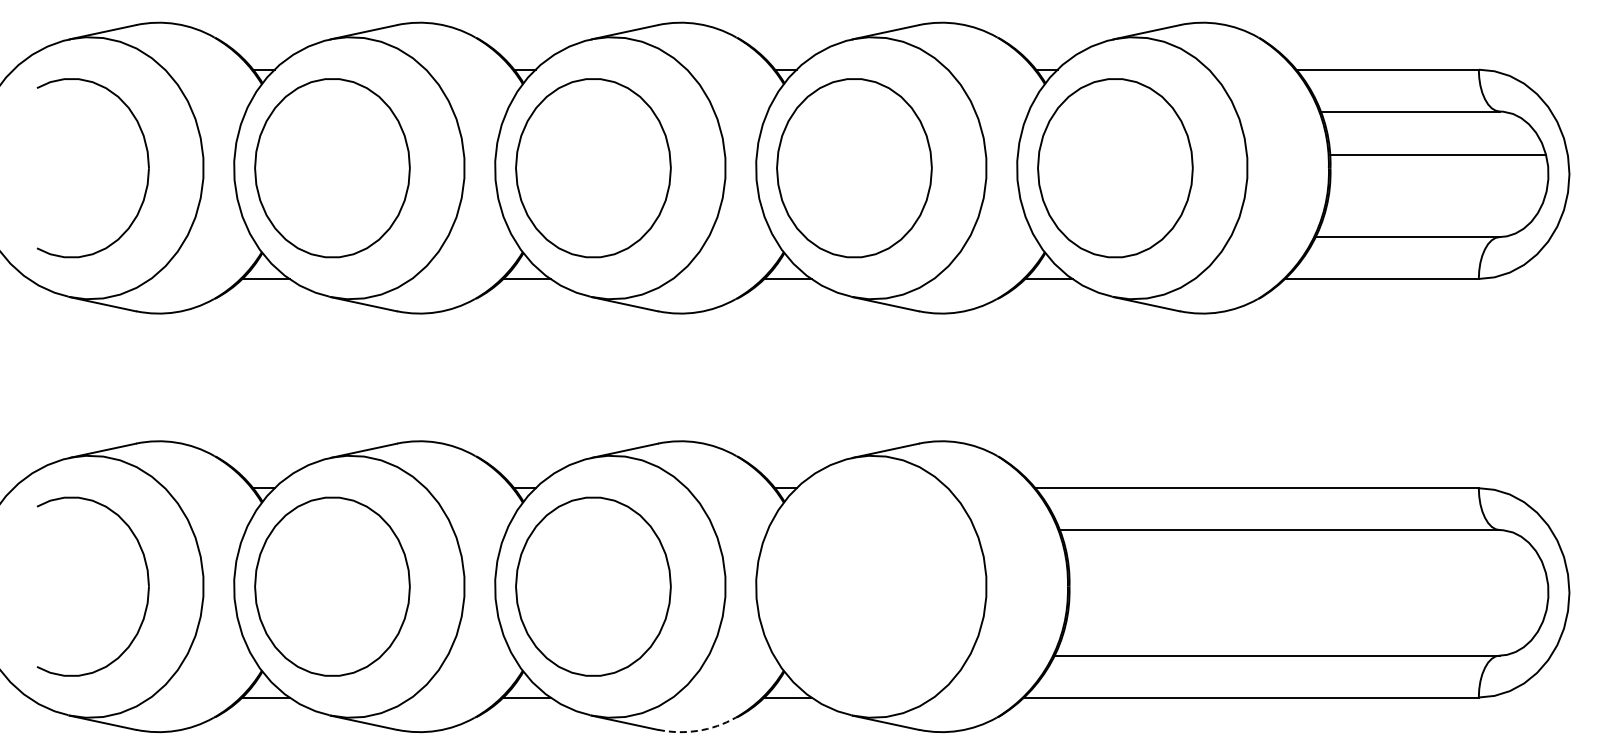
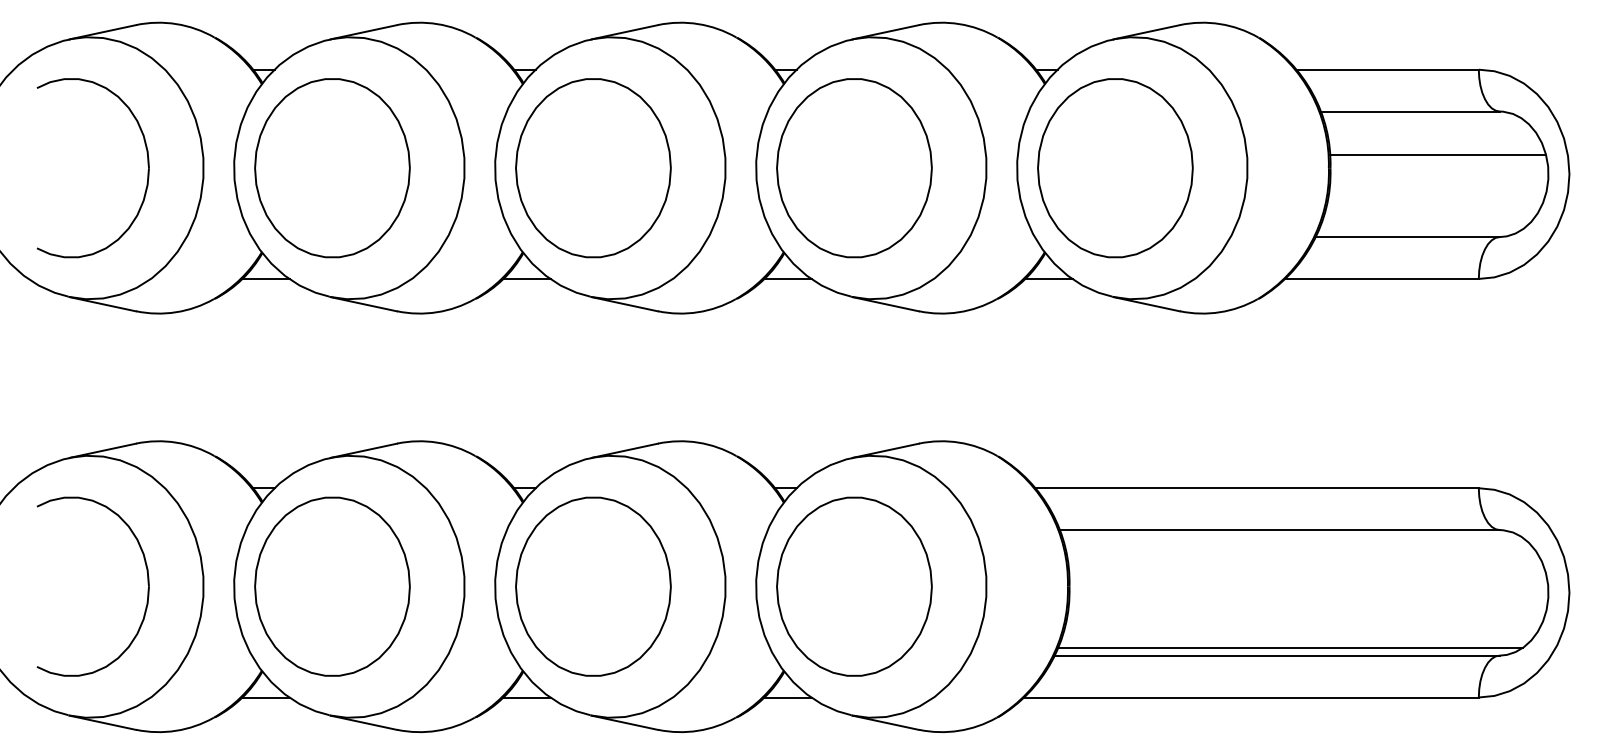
part: none -> present (854, 586)
line: none -> present (1290, 647)
arc: dashed -> solid (697, 730)
